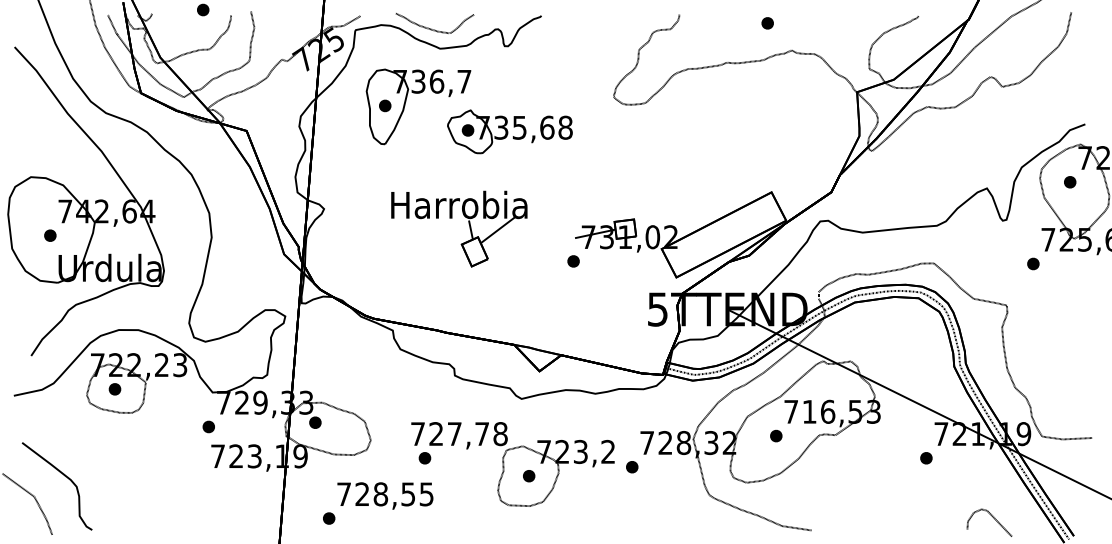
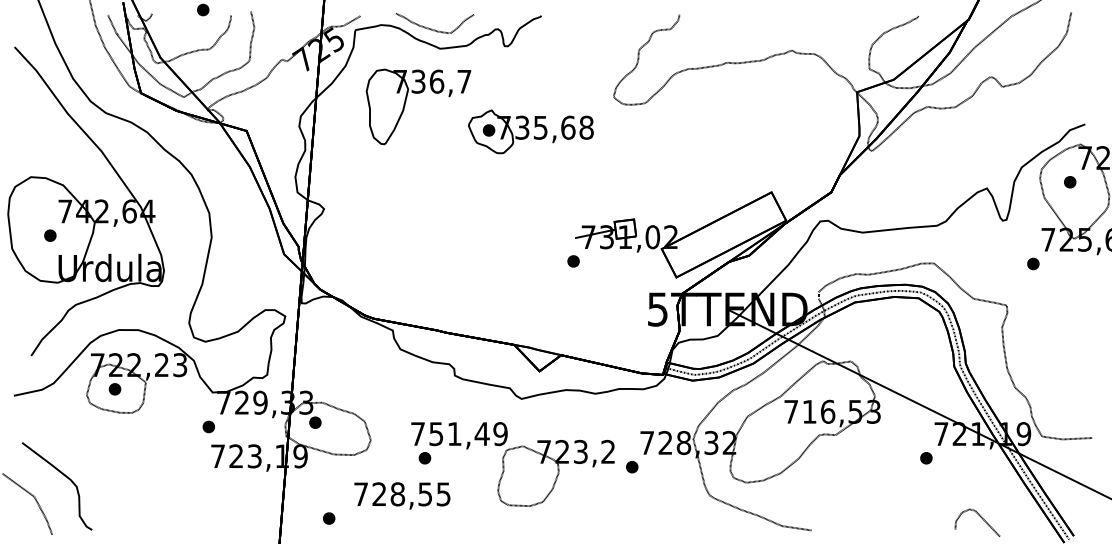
part: present -> none (767, 23)
part: present -> none (385, 105)
part position: (509, 131) -> (530, 131) (530, 131)
part: present -> none (468, 224)
text: 727,78 -> 751,49 (468, 434)
part: present -> none (776, 435)
part: present -> none (529, 476)
text position: (385, 495) -> (402, 495) (402, 495)
curve position: (993, 518) -> (981, 518) (981, 518)
